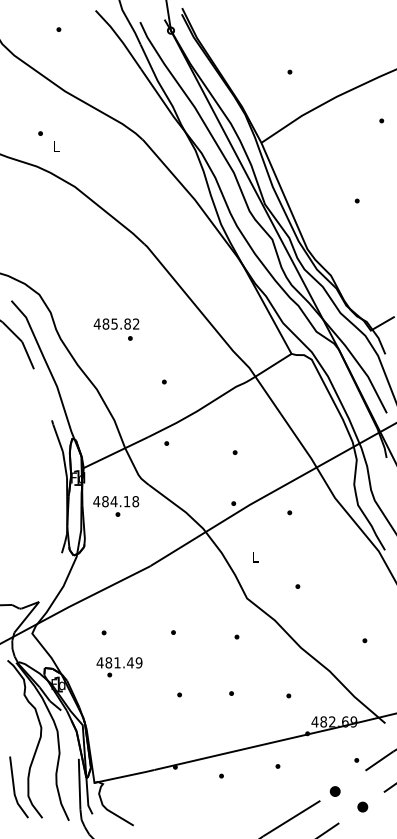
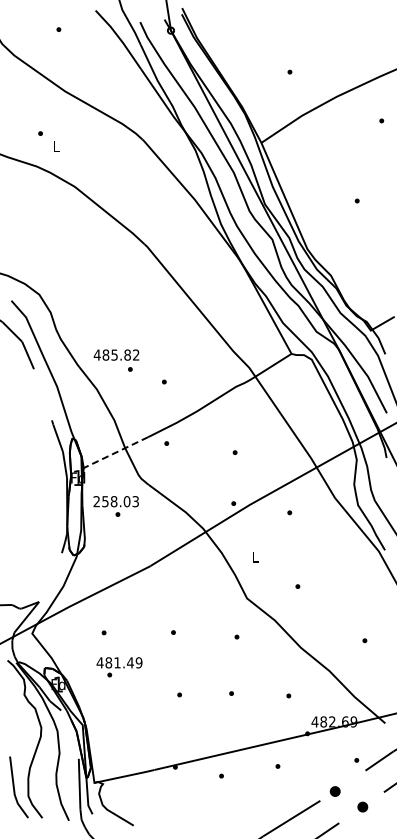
text position: (116, 329) -> (116, 360) (116, 360)
line: solid -> dashed (115, 452)
text: 484.18 -> 258.03 (116, 501)
